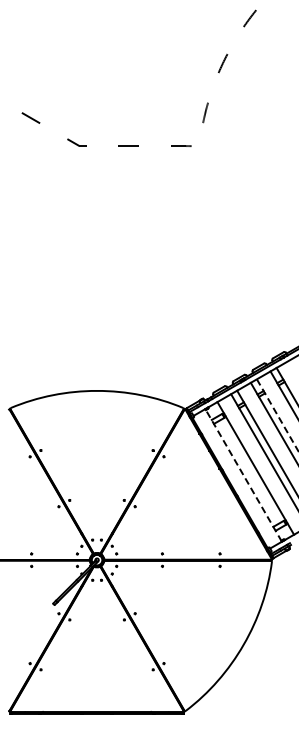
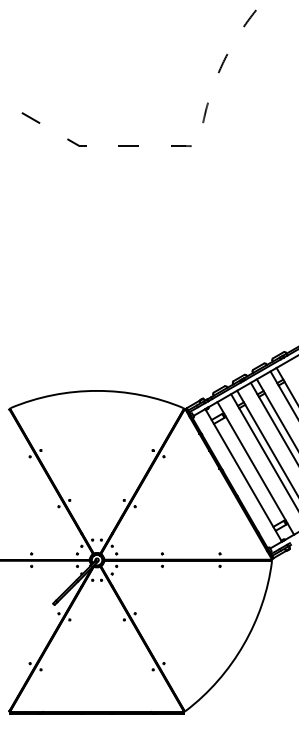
line: dashed -> solid (277, 415)
line: dashed -> solid (243, 474)
